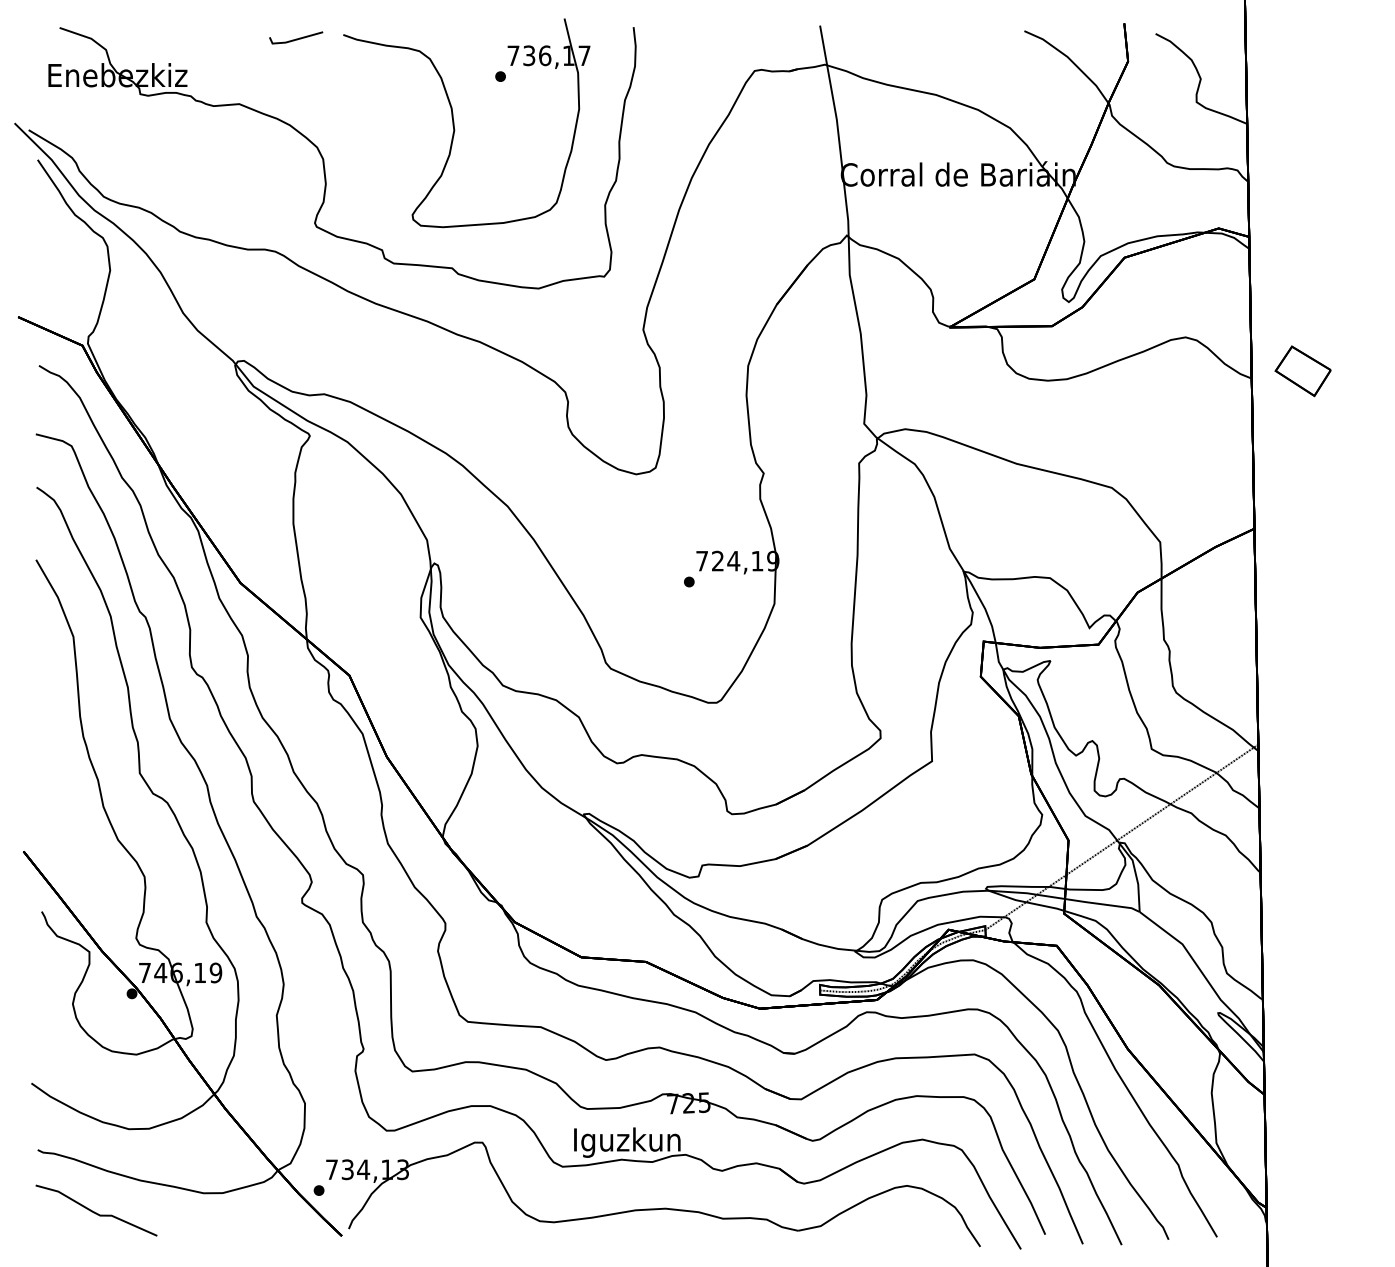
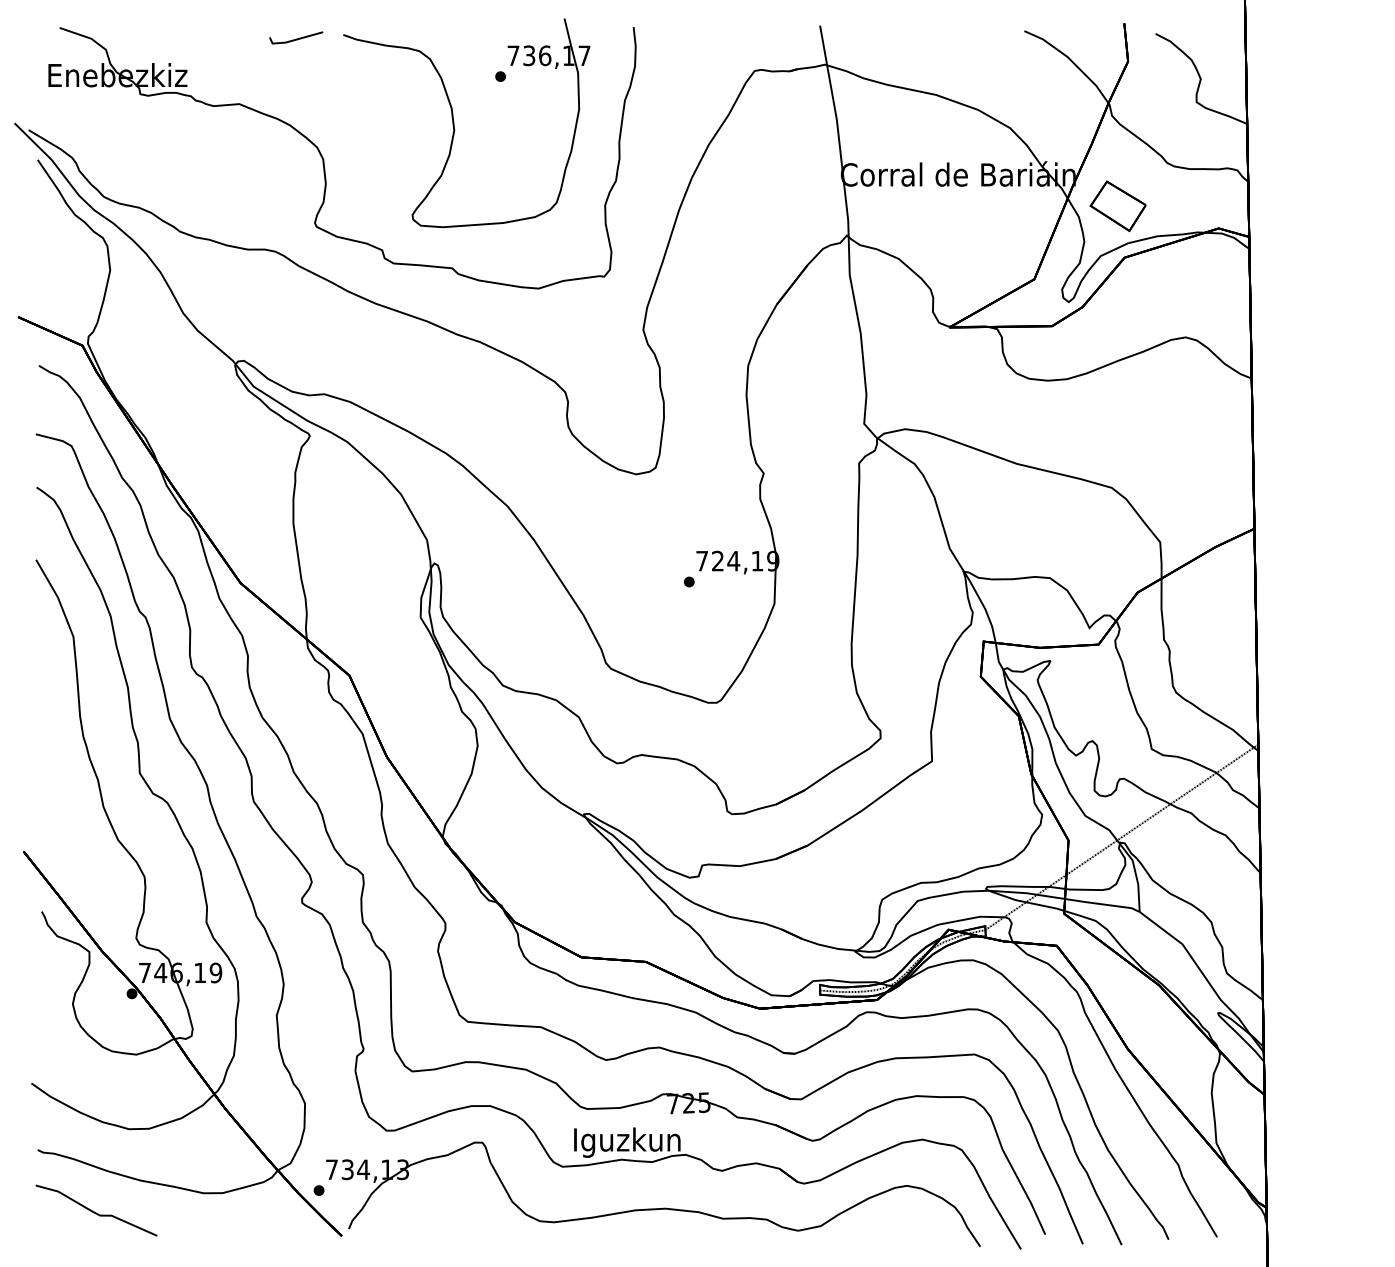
part position: (1302, 371) -> (1117, 206) (1117, 206)
